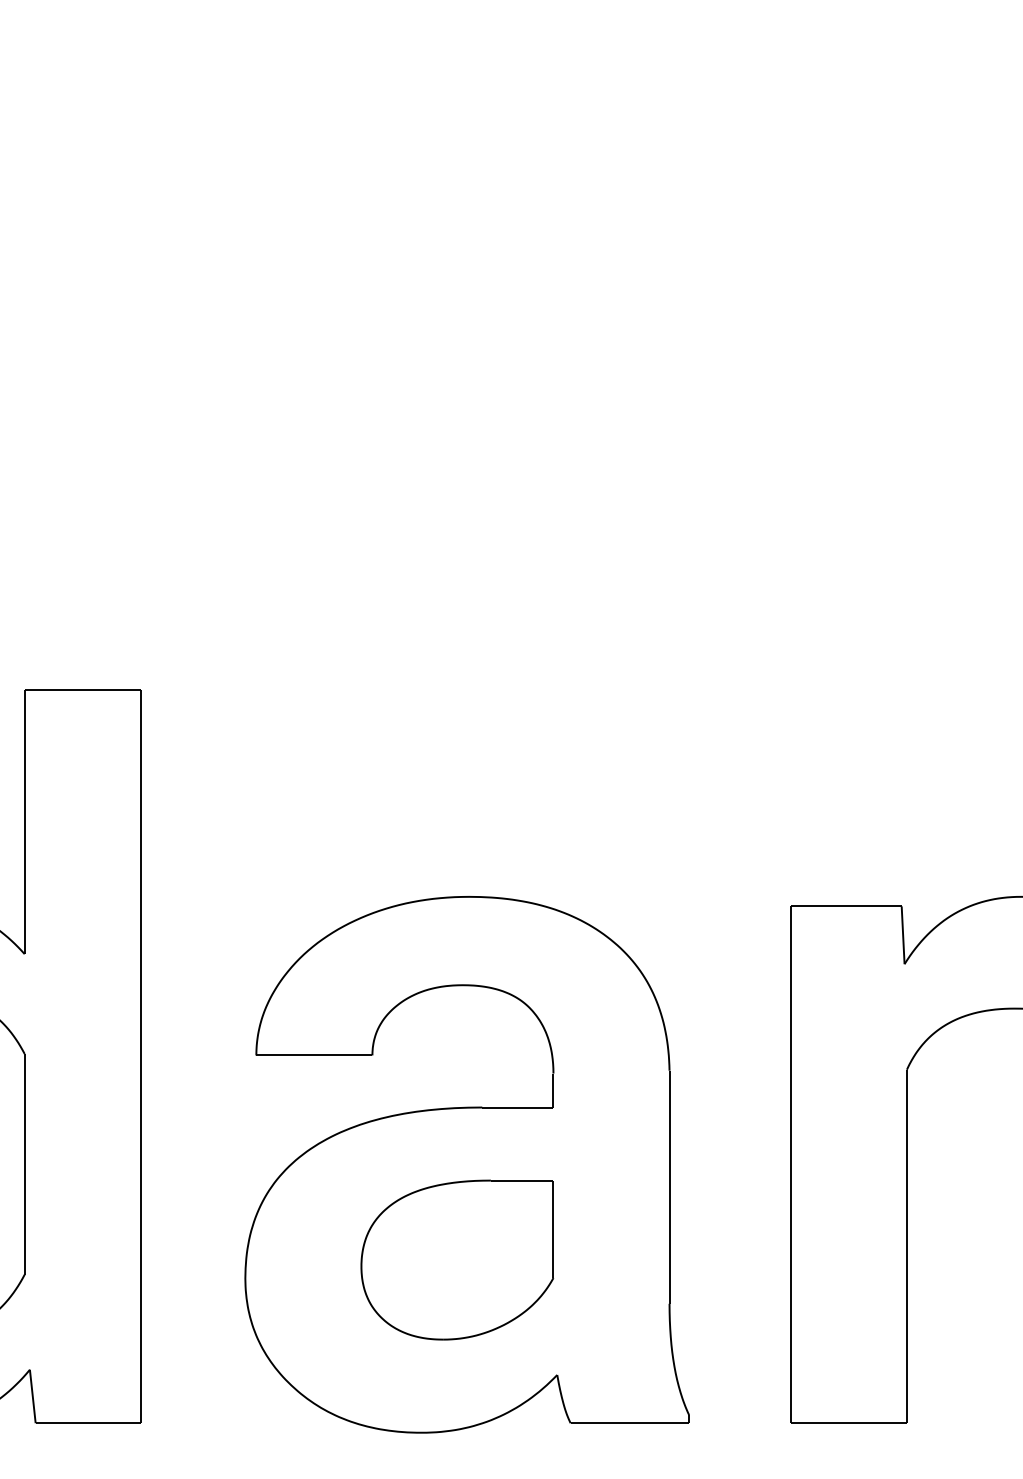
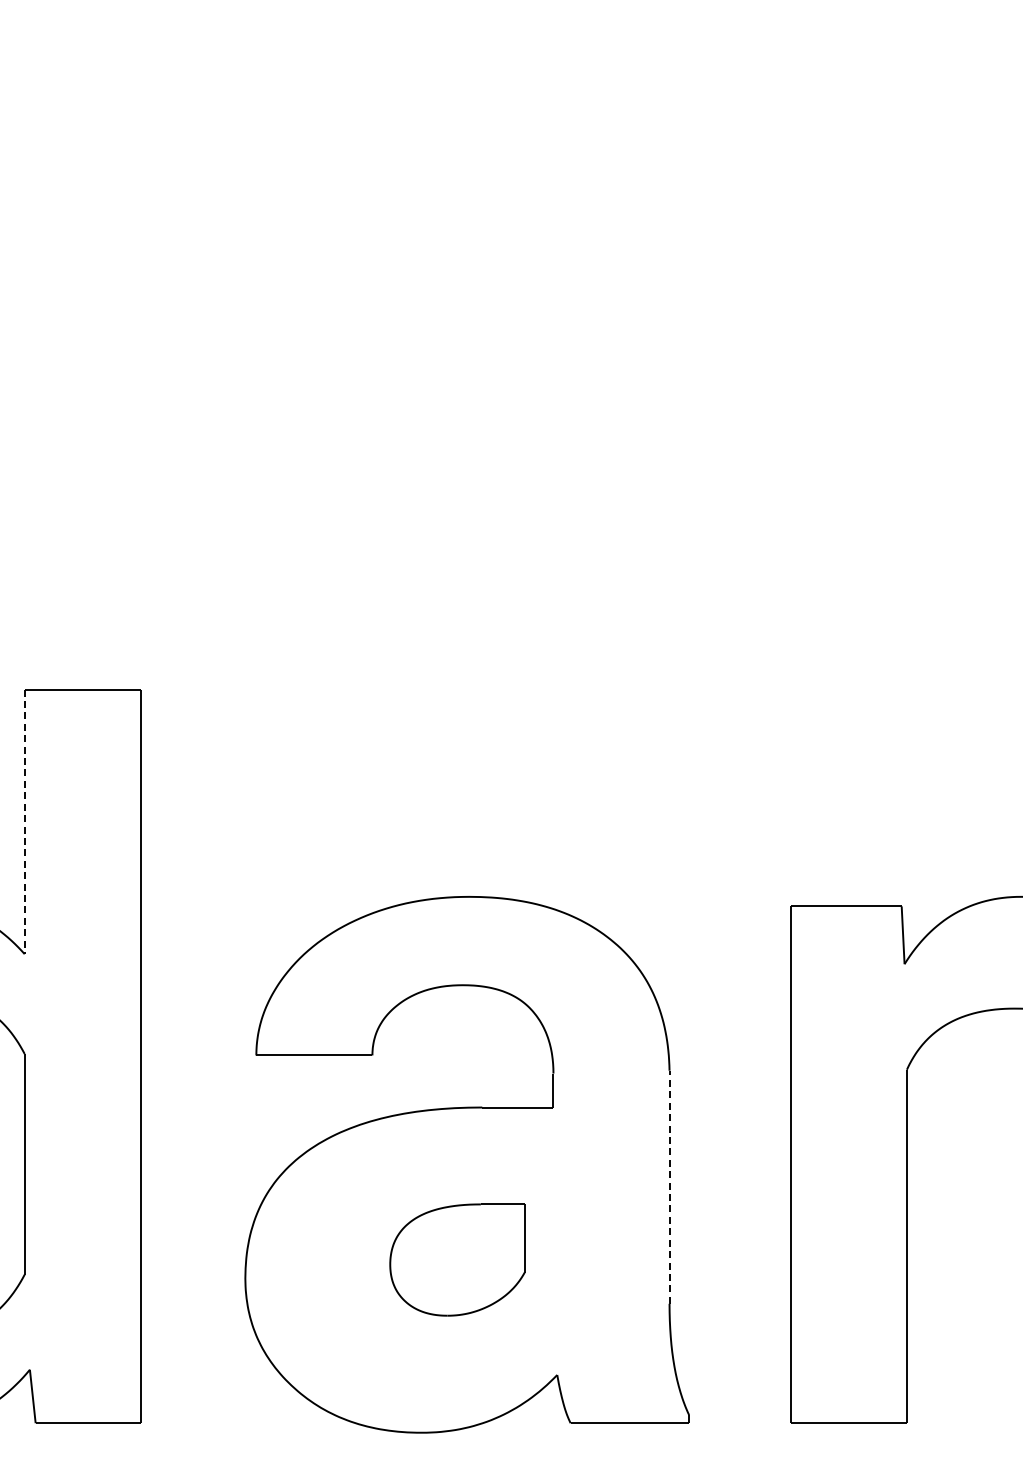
line: solid -> dashed (24, 822)
line: solid -> dashed (669, 1187)
part size: 195x162 px -> 137x114 px (457, 1259)
